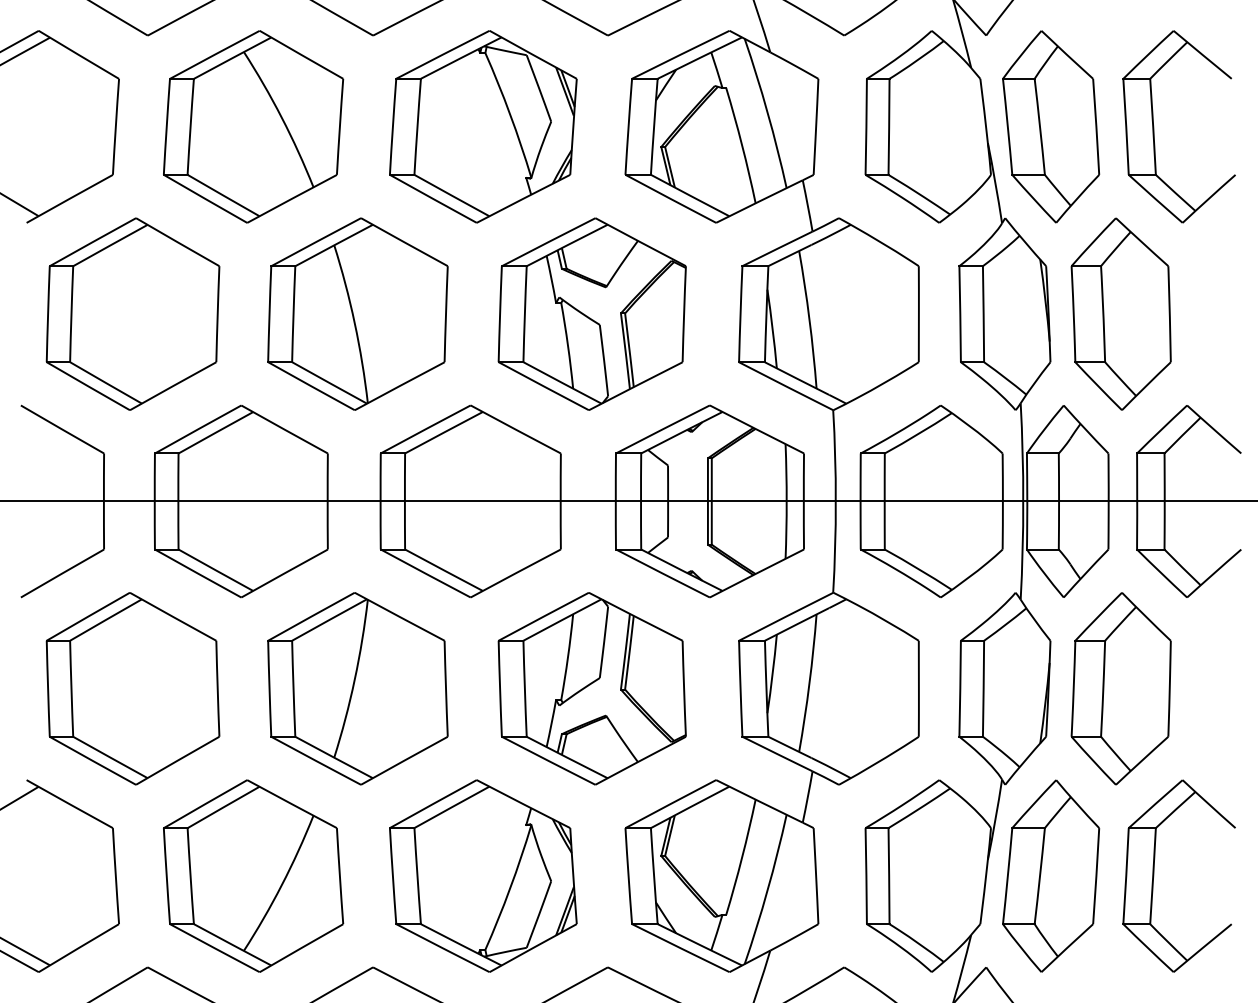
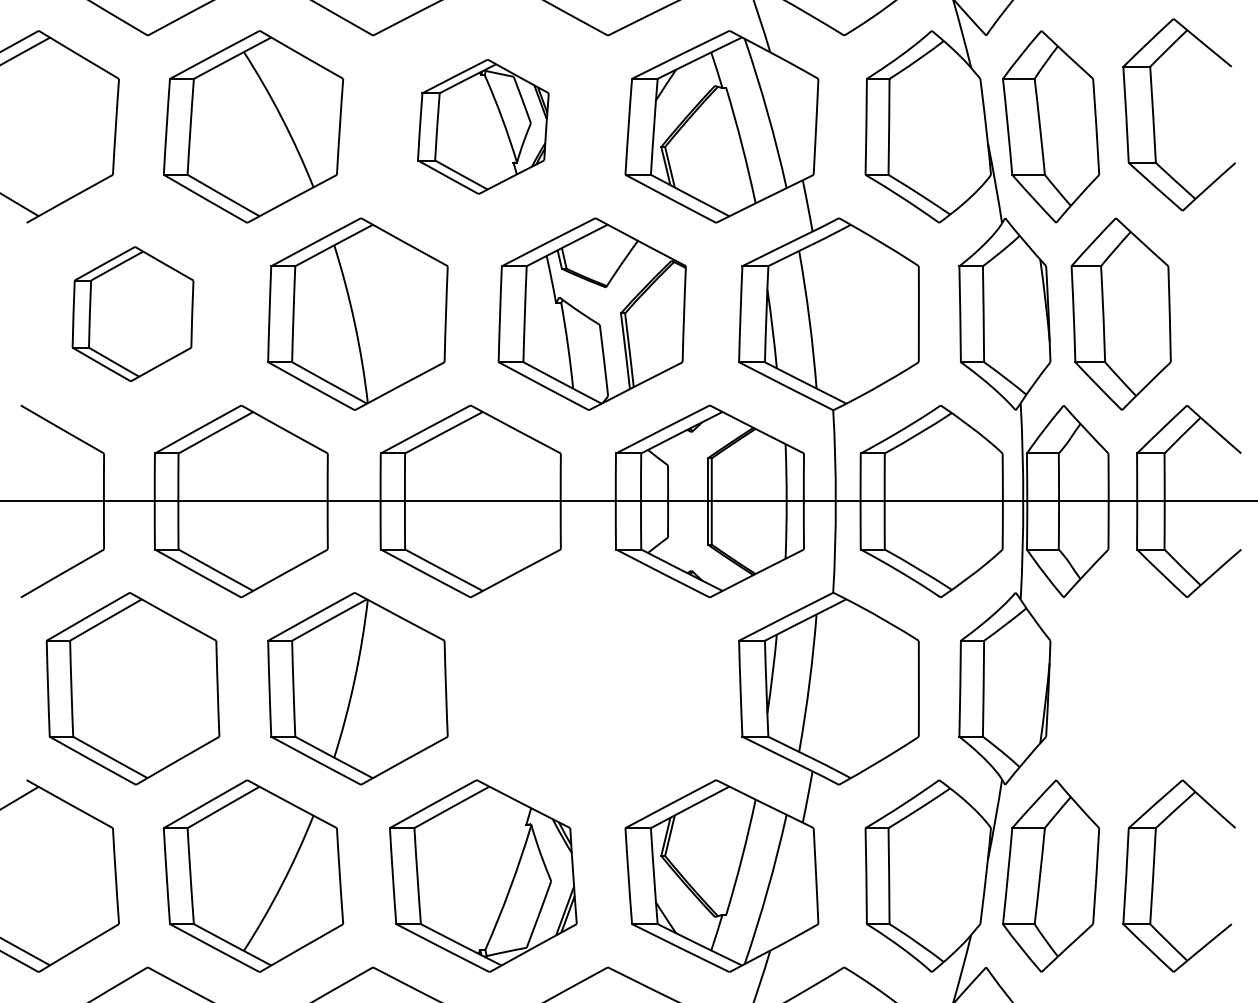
part size: 189x194 px -> 133x136 px (483, 126)
part position: (1154, 126) -> (1154, 114) (1154, 114)
part size: 176x194 px -> 124x136 px (132, 313)
part: present -> none (591, 688)
part: present -> none (1120, 688)
